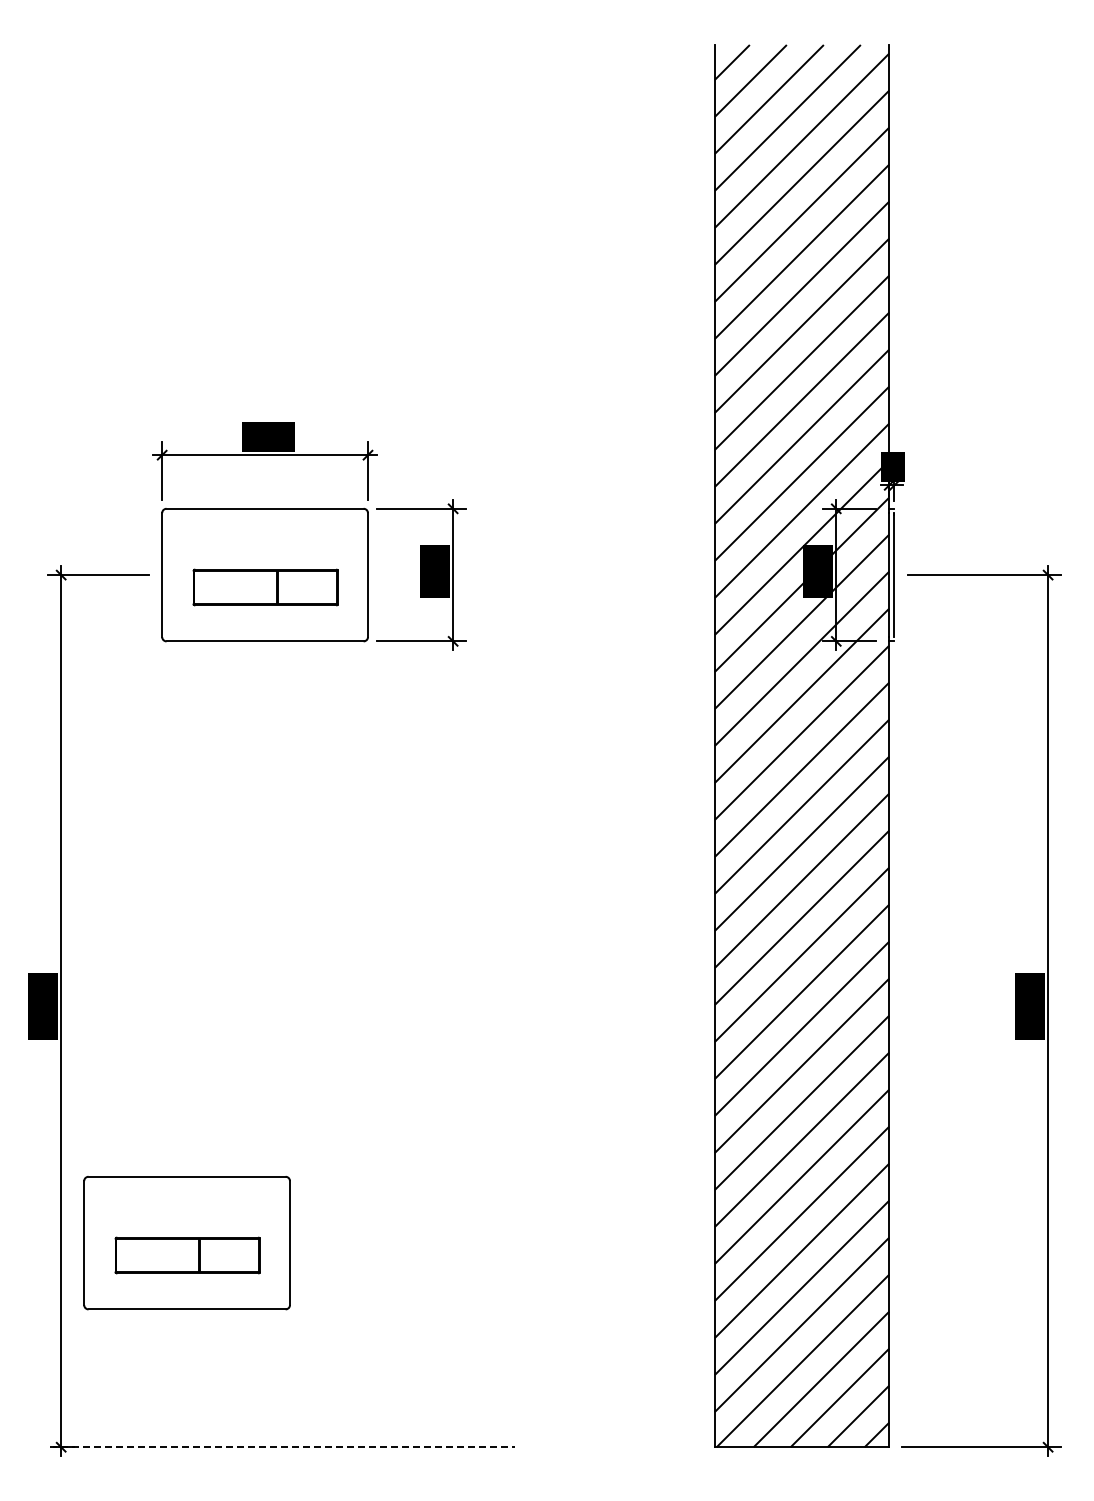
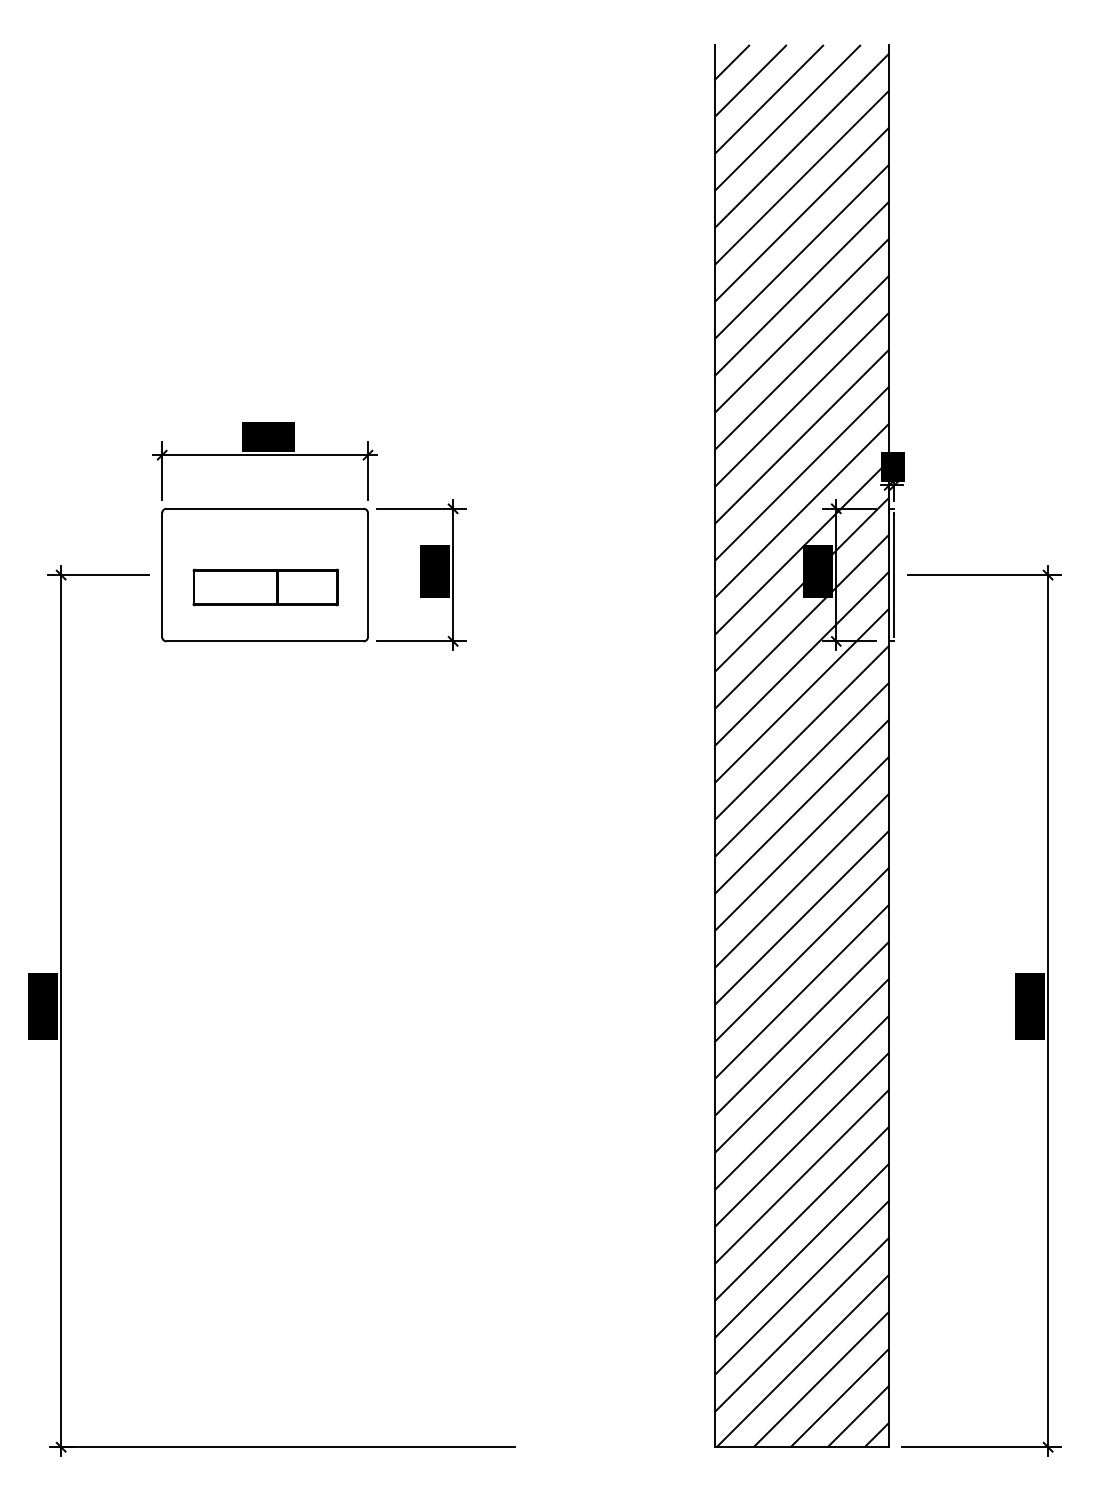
part: present -> none (186, 1243)
line: dashed -> solid (283, 1447)
